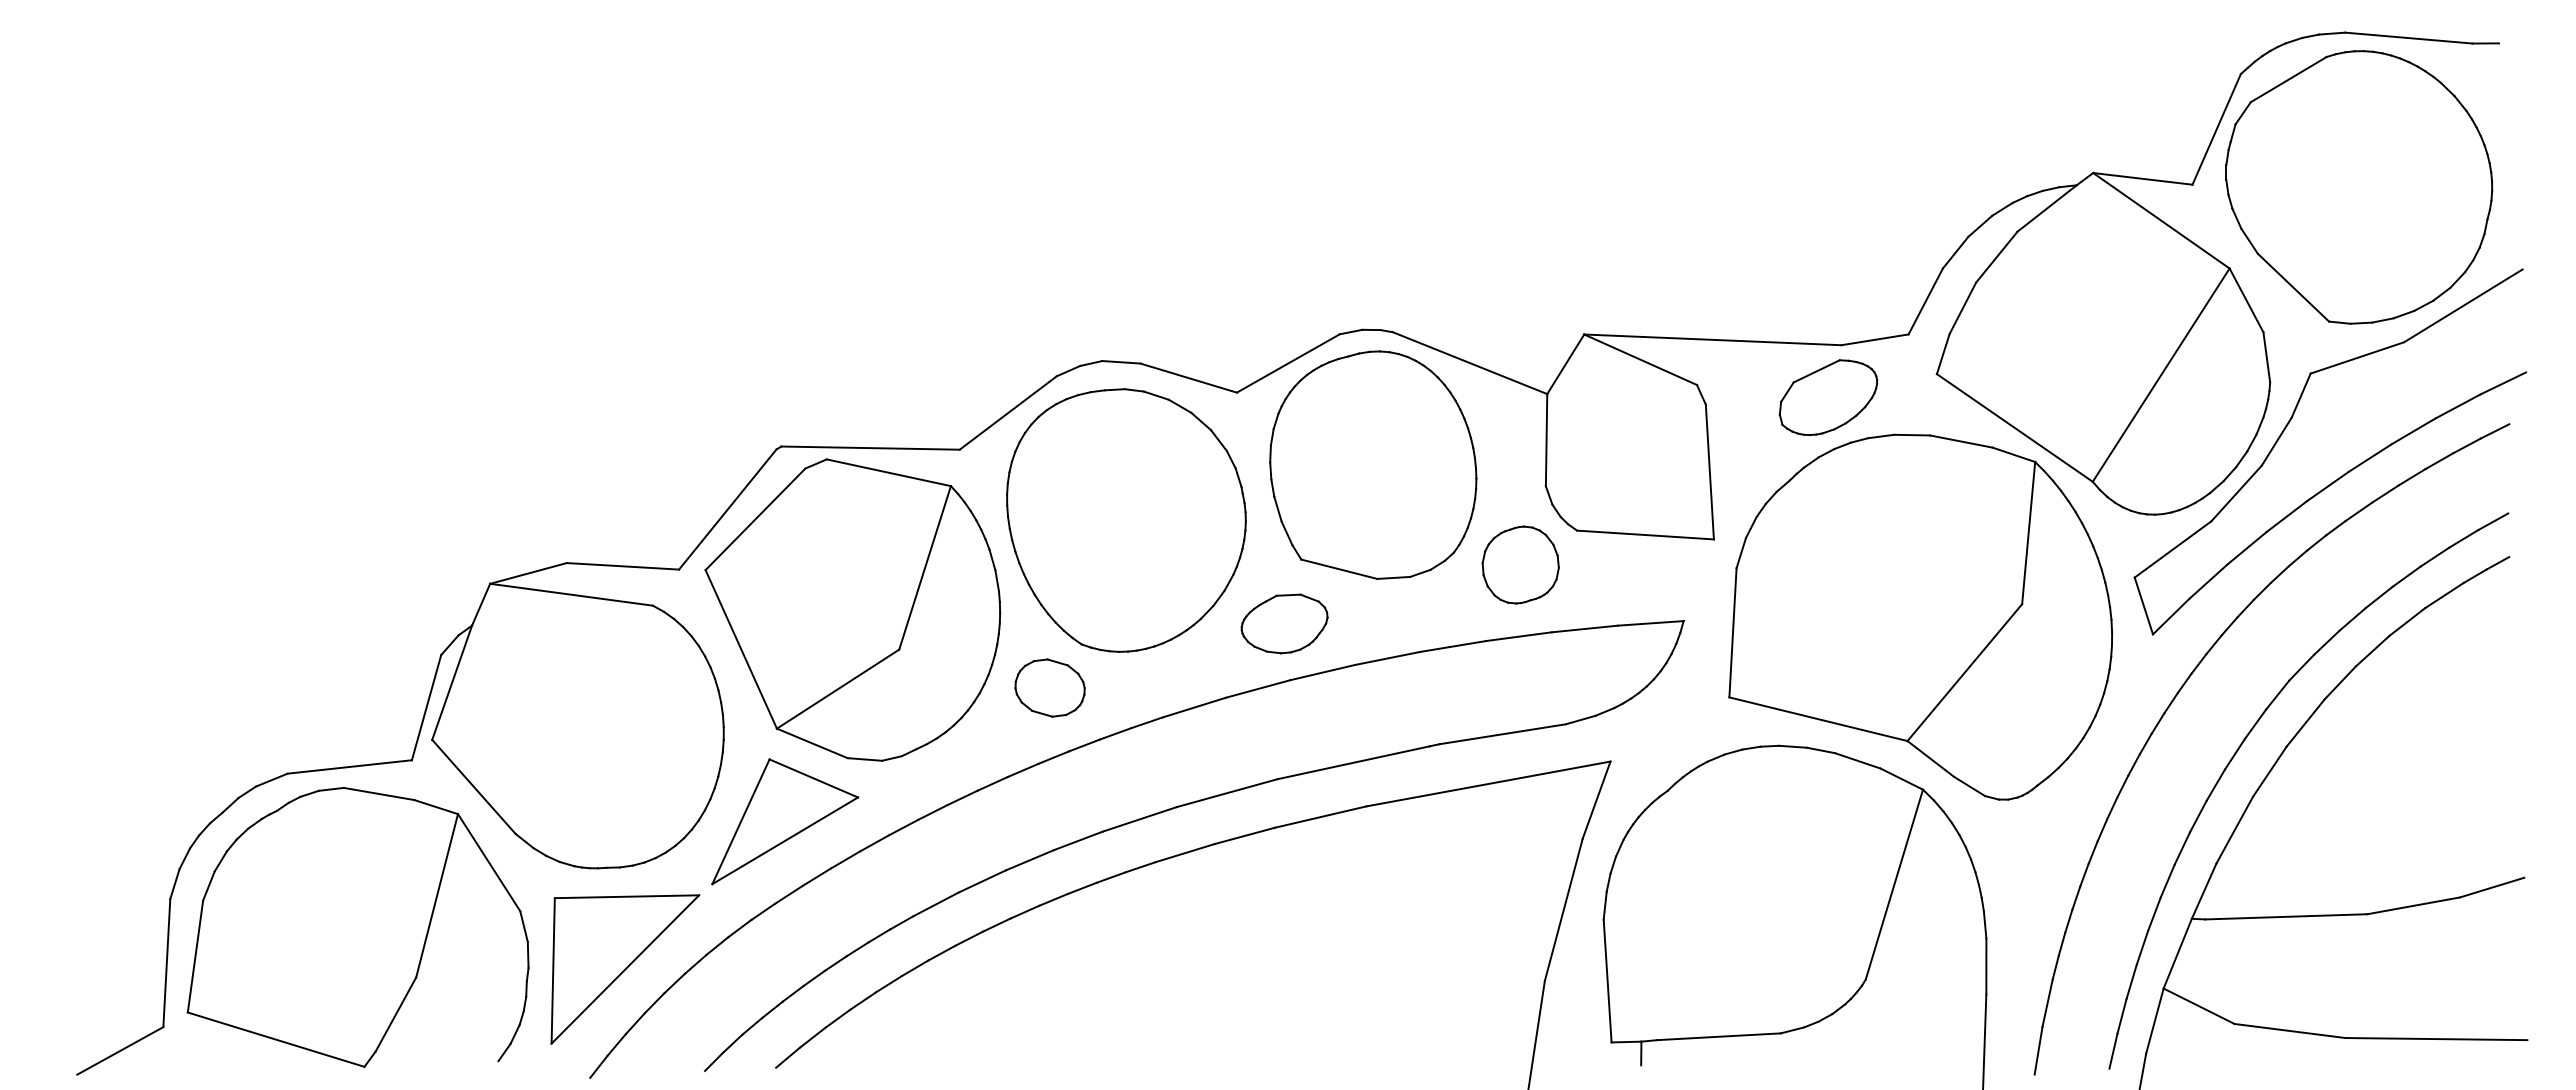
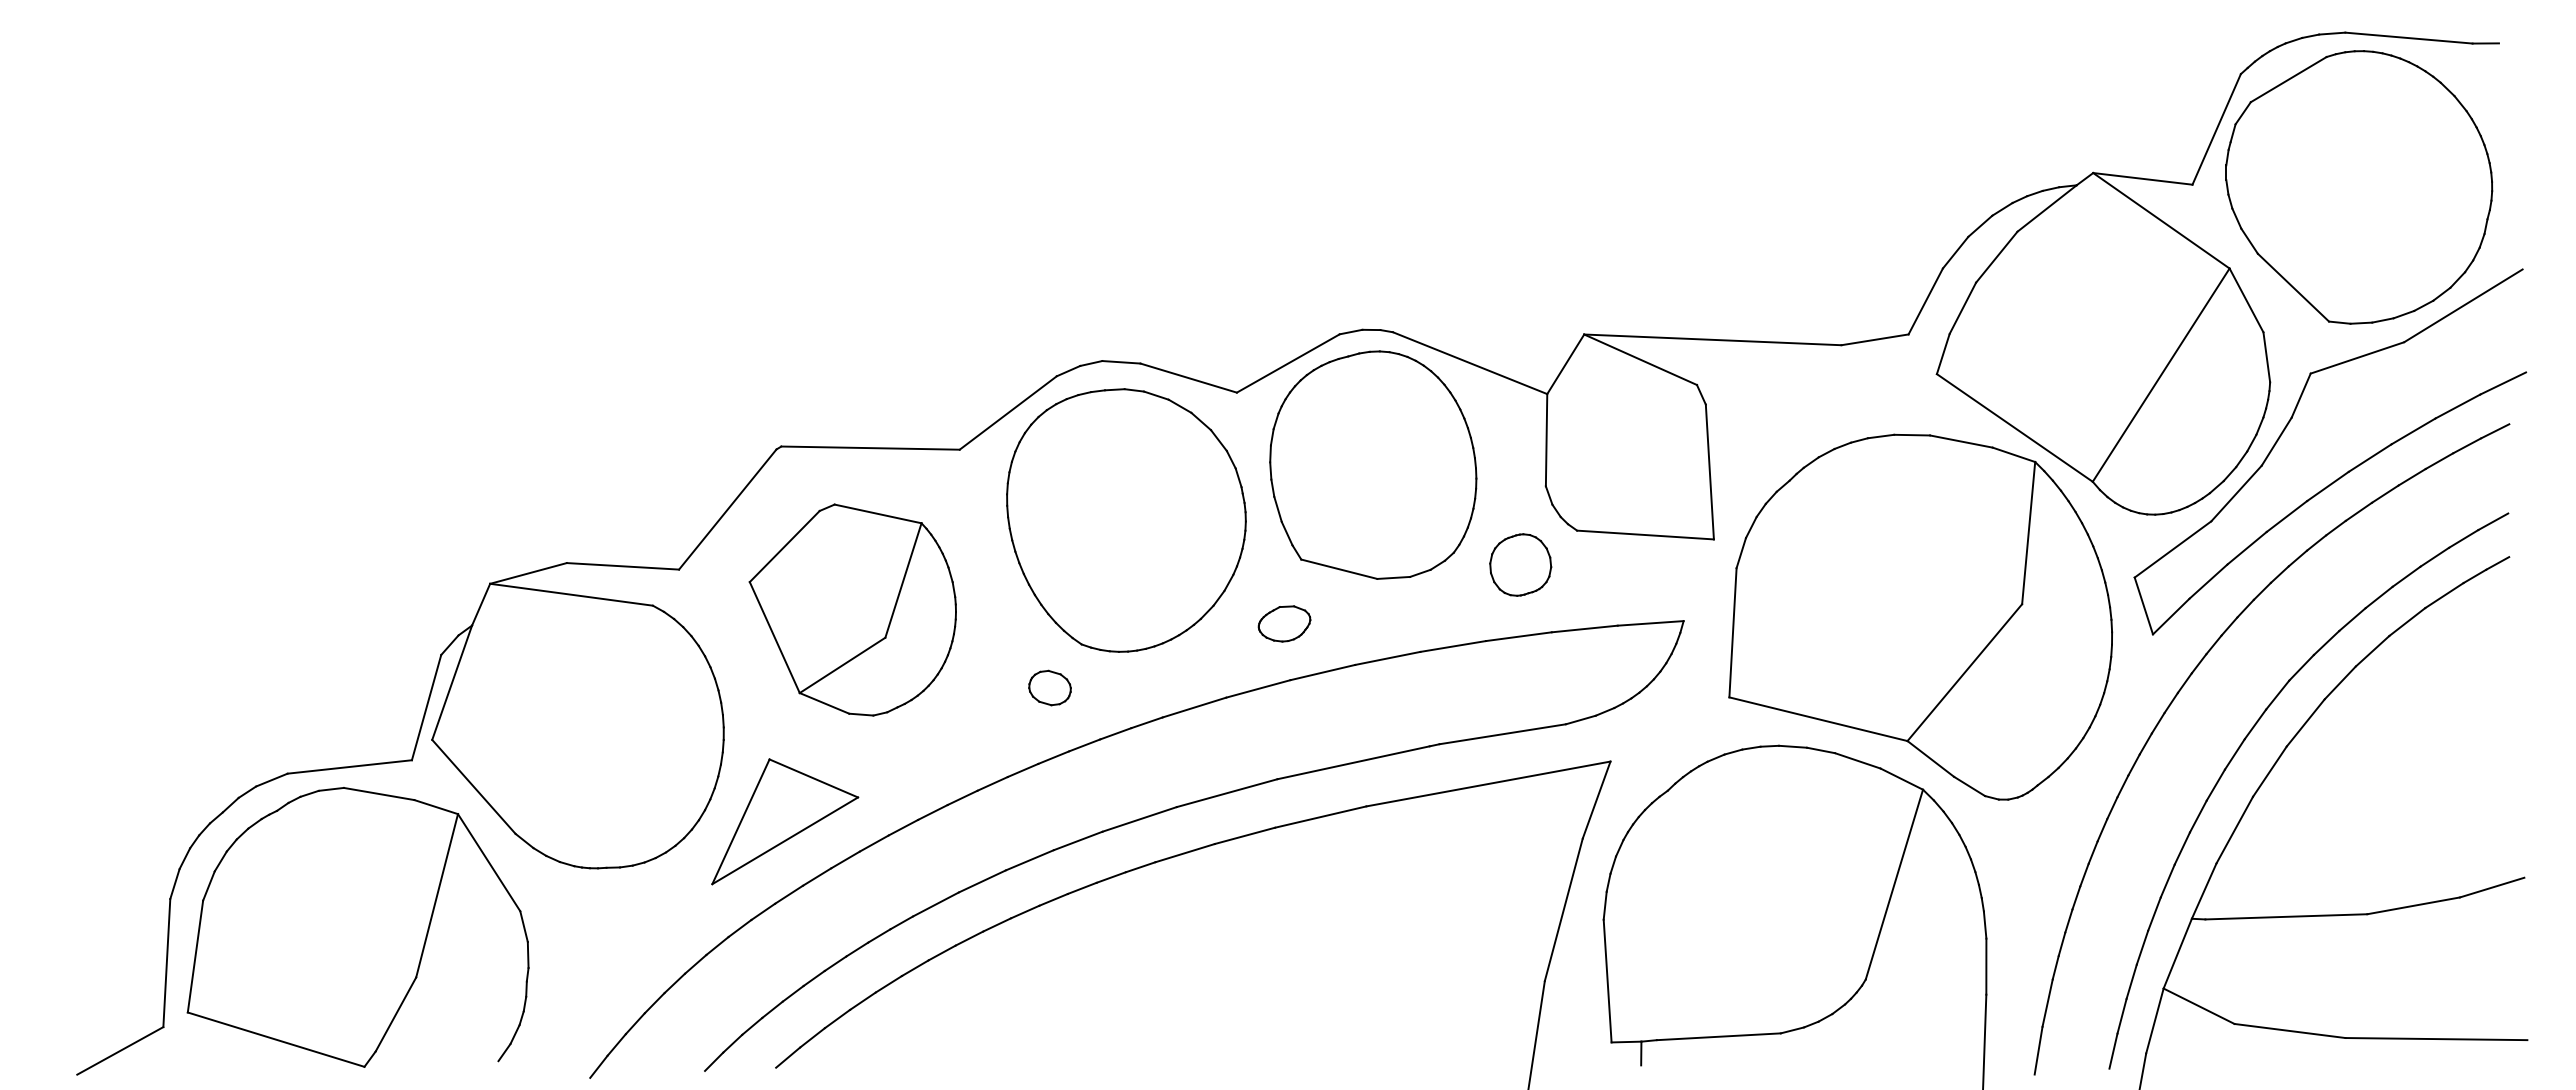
part: present -> none (1828, 397)
part size: 79x80 px -> 64x64 px (1520, 564)
part size: 298x304 px -> 209x214 px (852, 609)
part size: 89x62 px -> 55x38 px (1284, 623)
part size: 72x60 px -> 44x38 px (1049, 687)
part: present -> none (625, 969)
